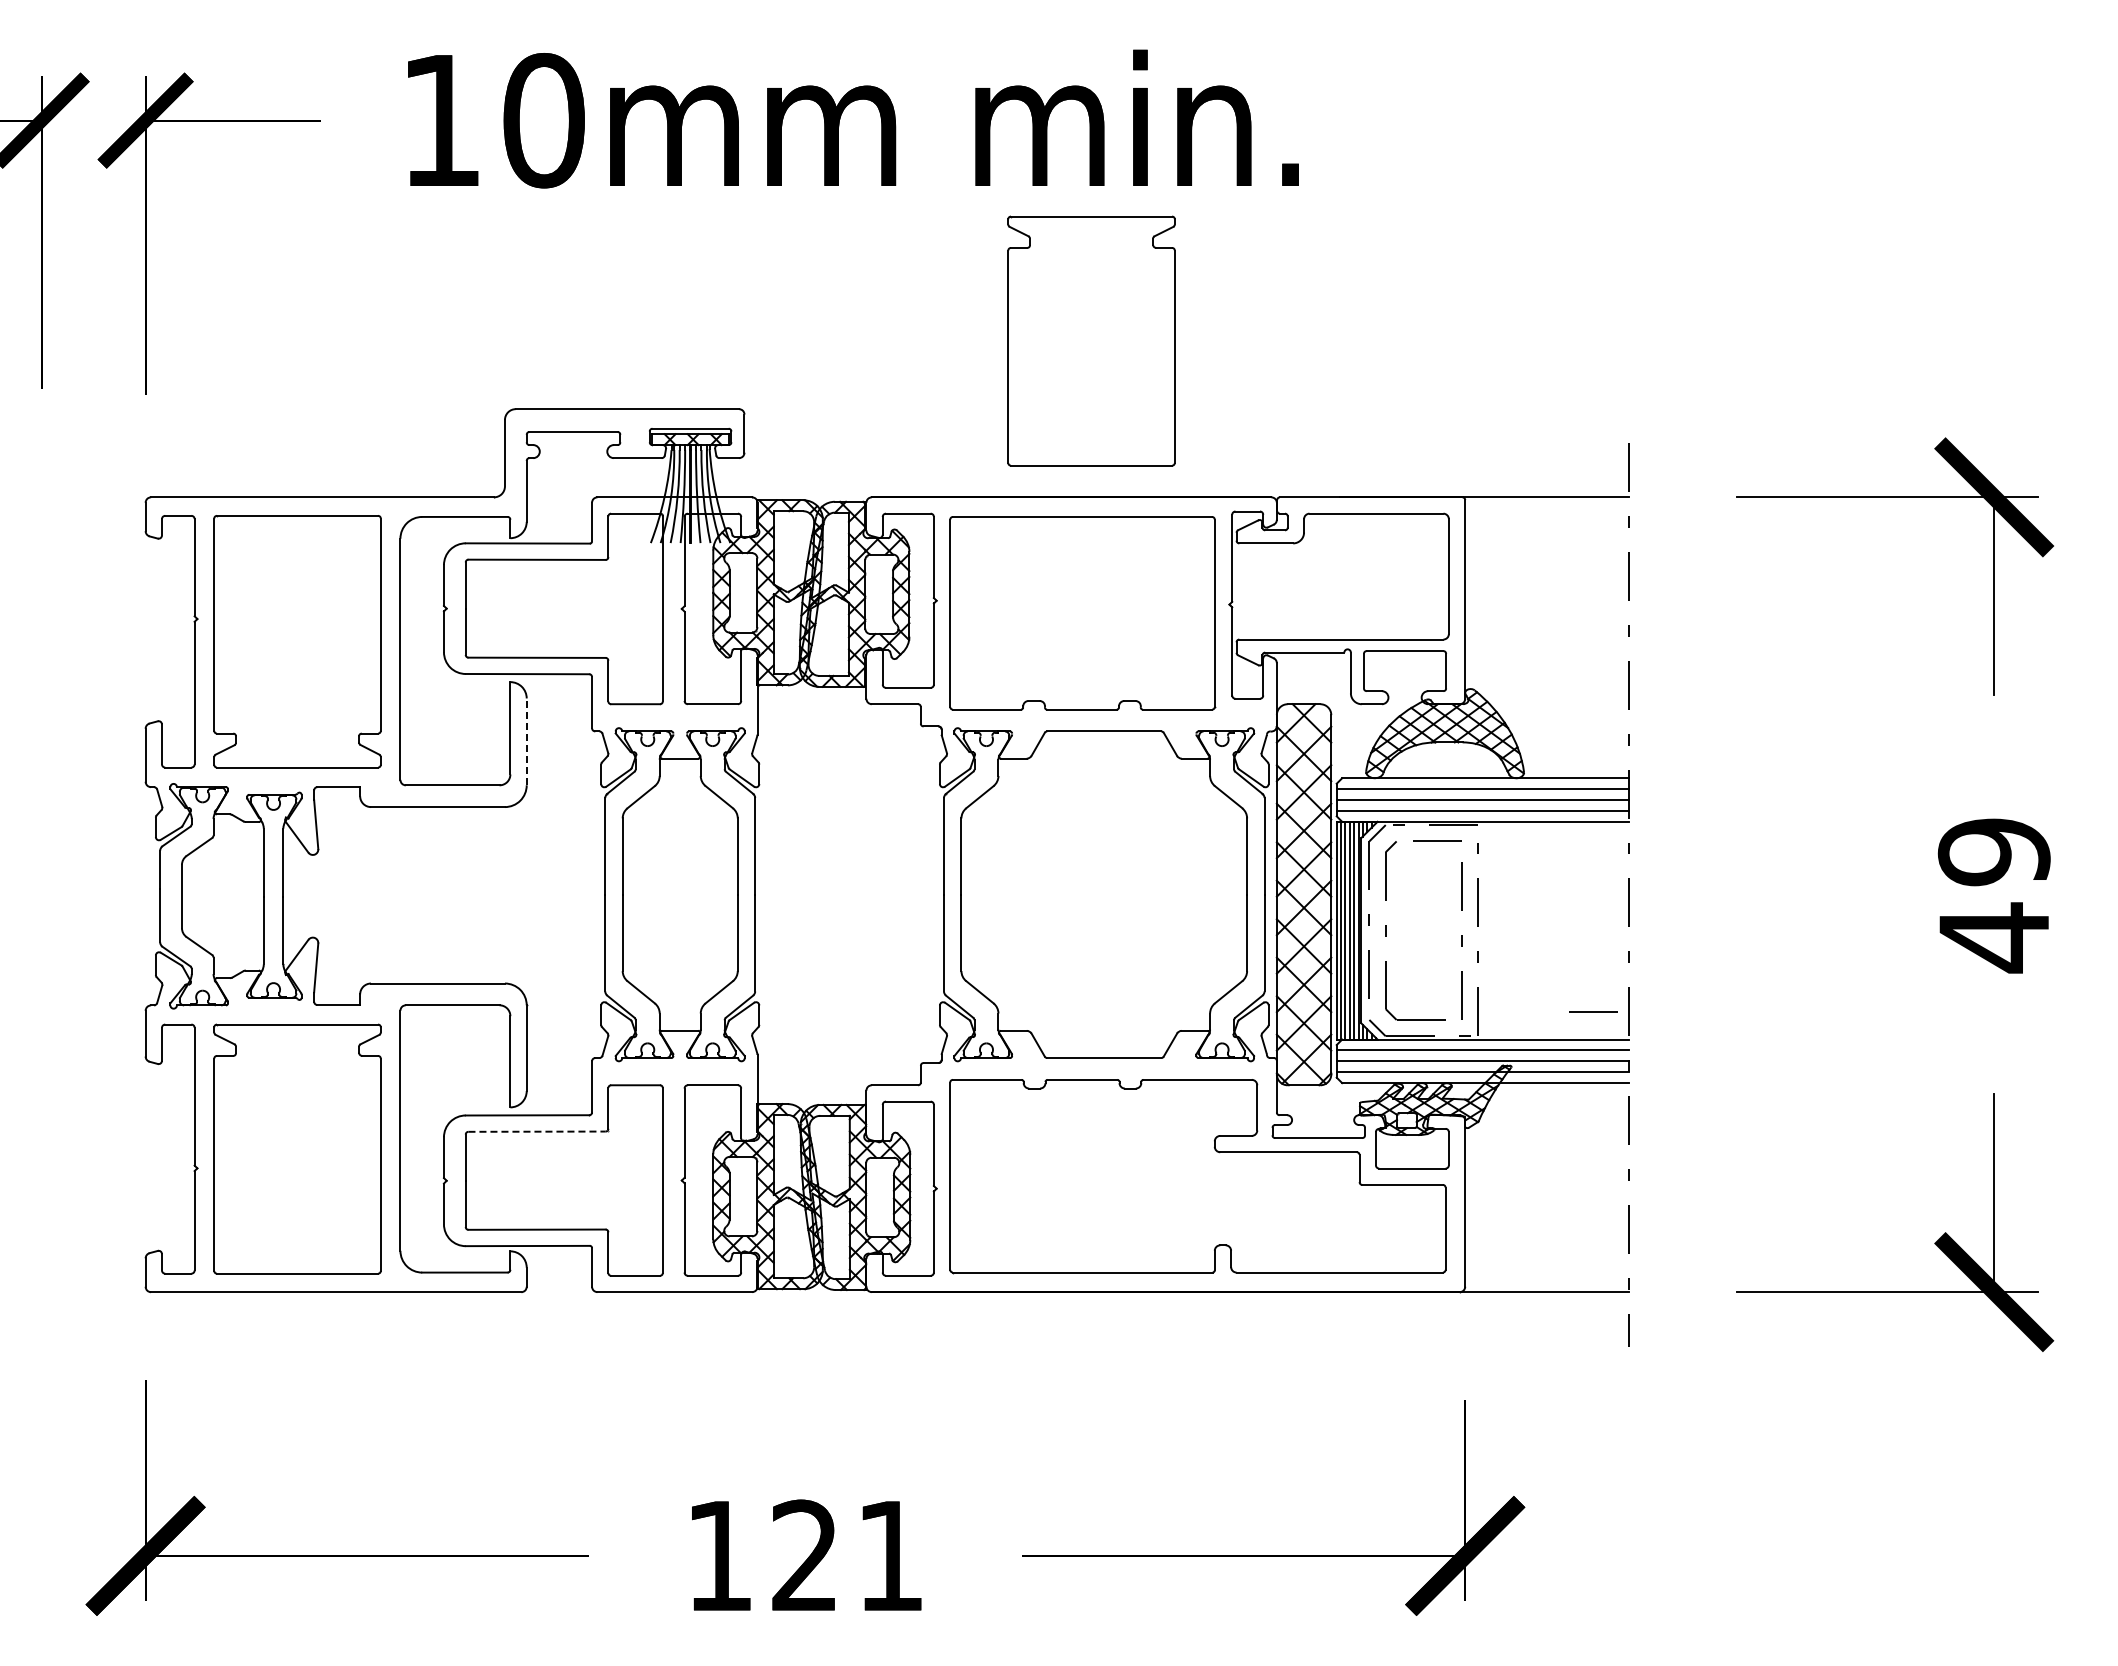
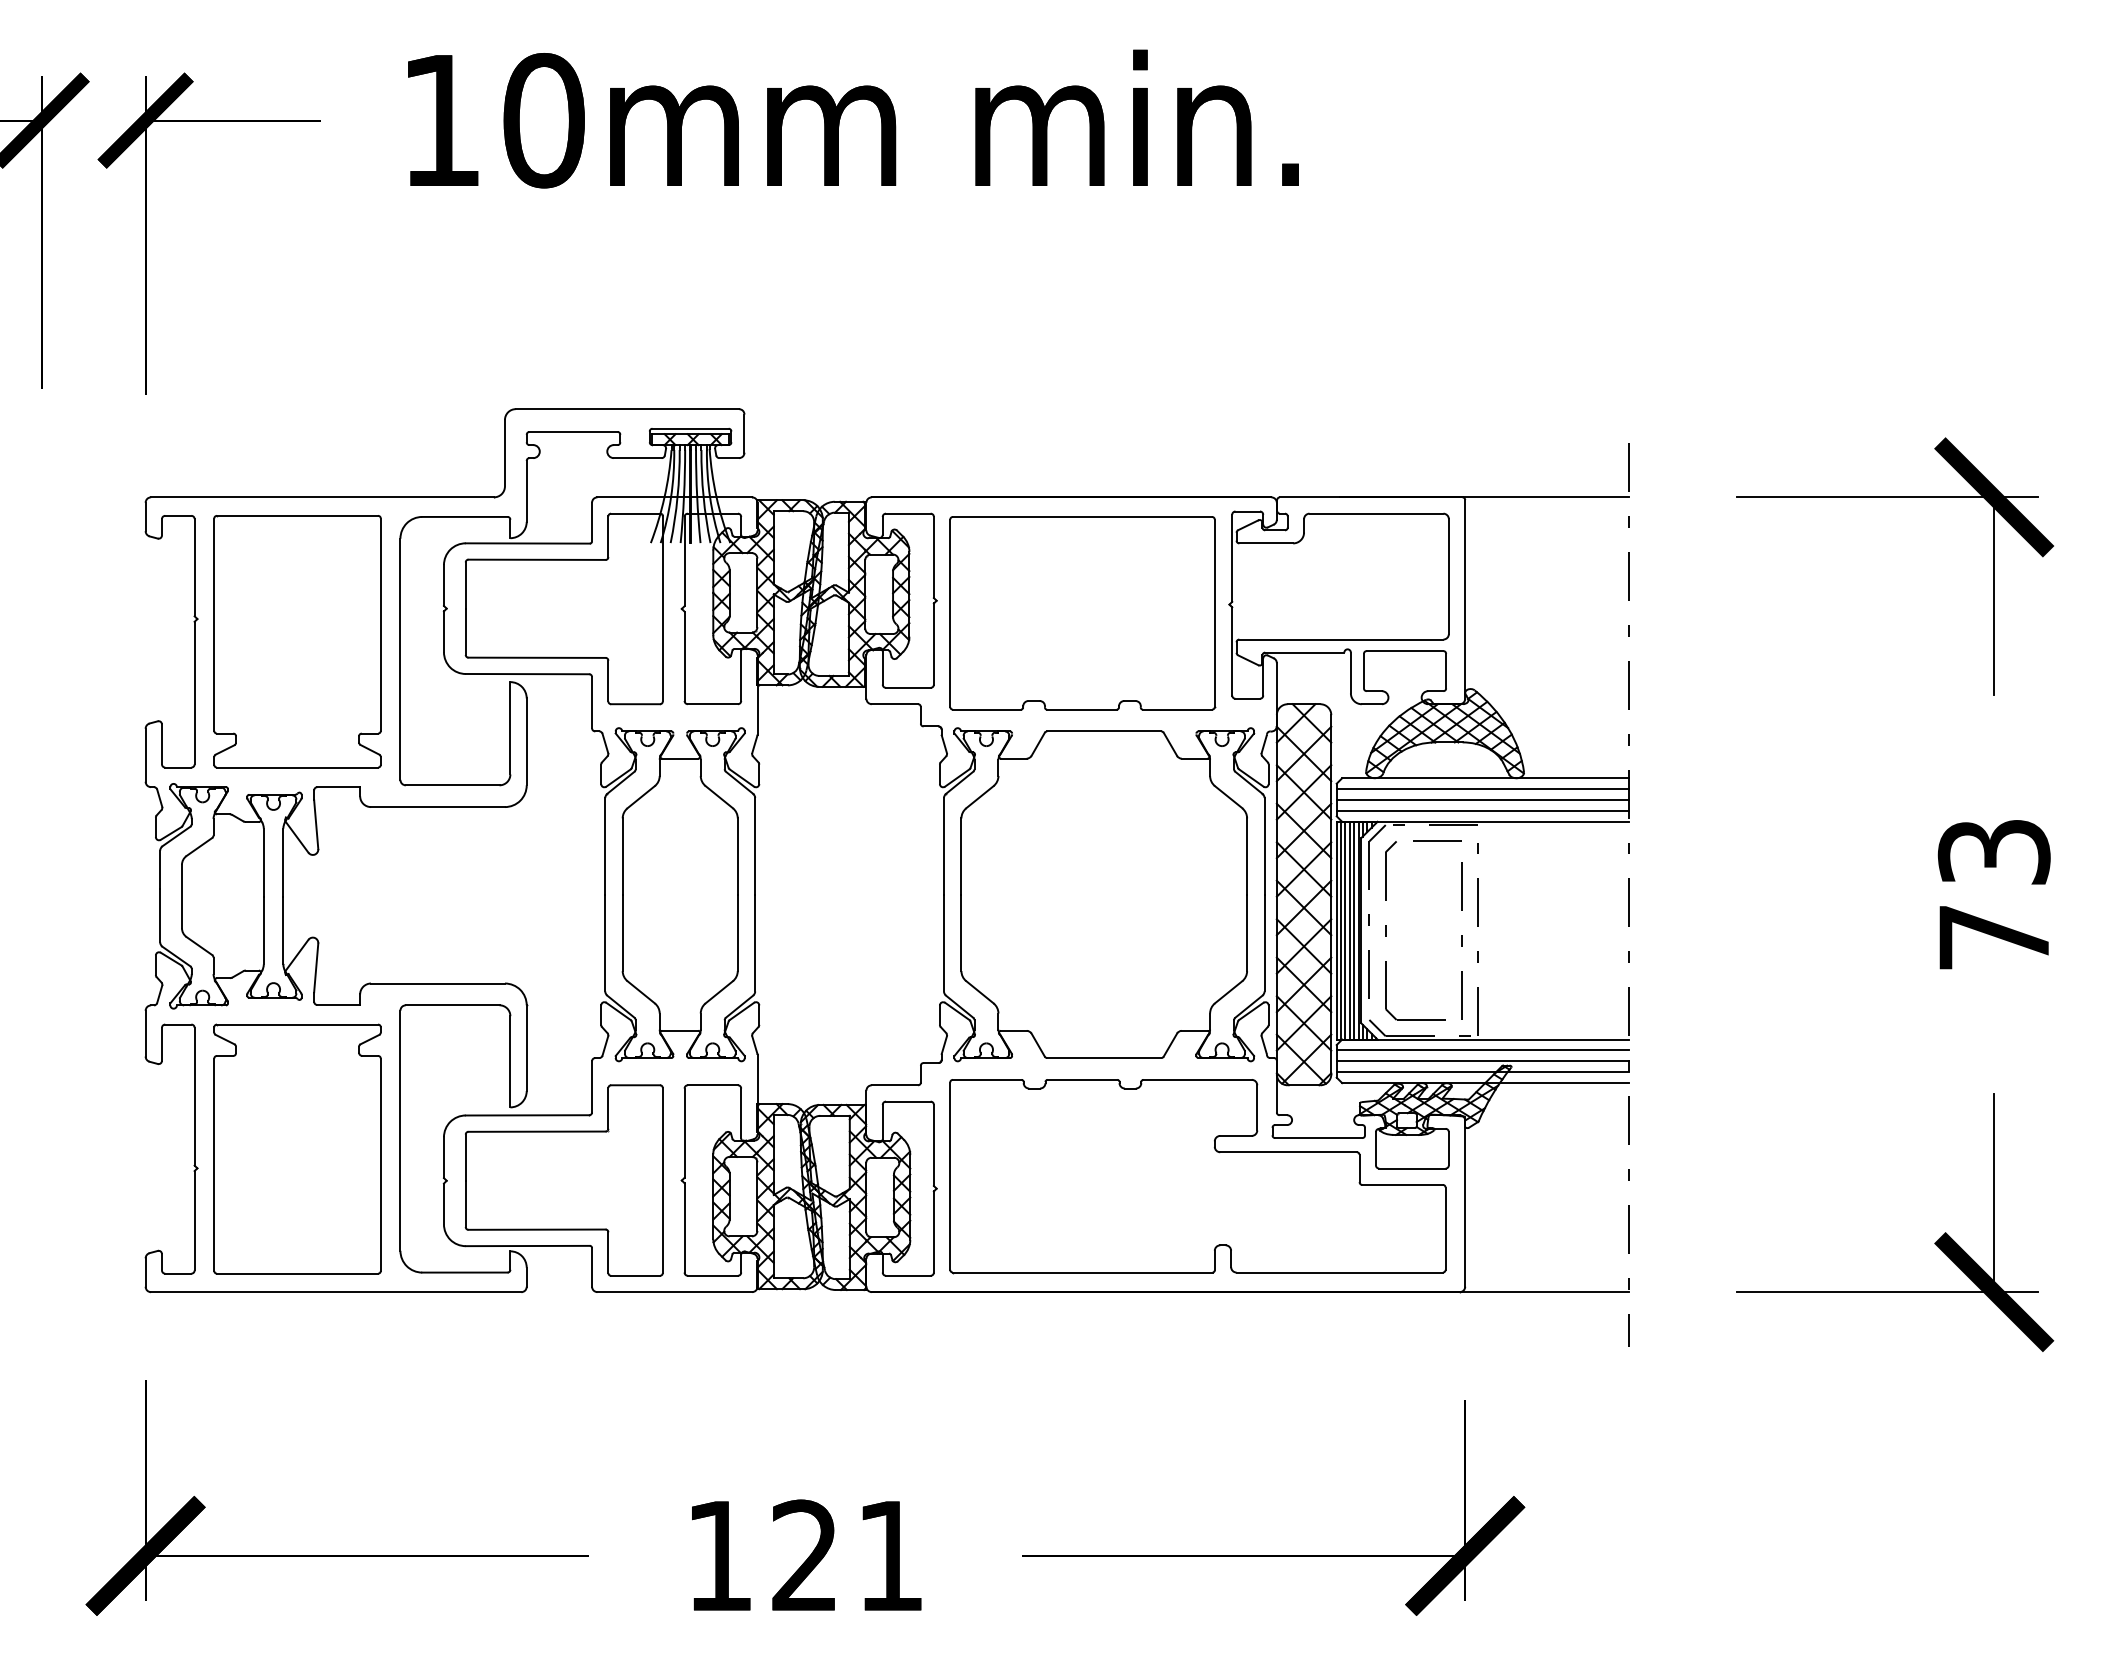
part: present -> none (1091, 340)
line: dashed -> solid (526, 741)
text: 49 -> 73 (1994, 895)
line: present -> none (1593, 1011)
line: dashed -> solid (537, 1131)
